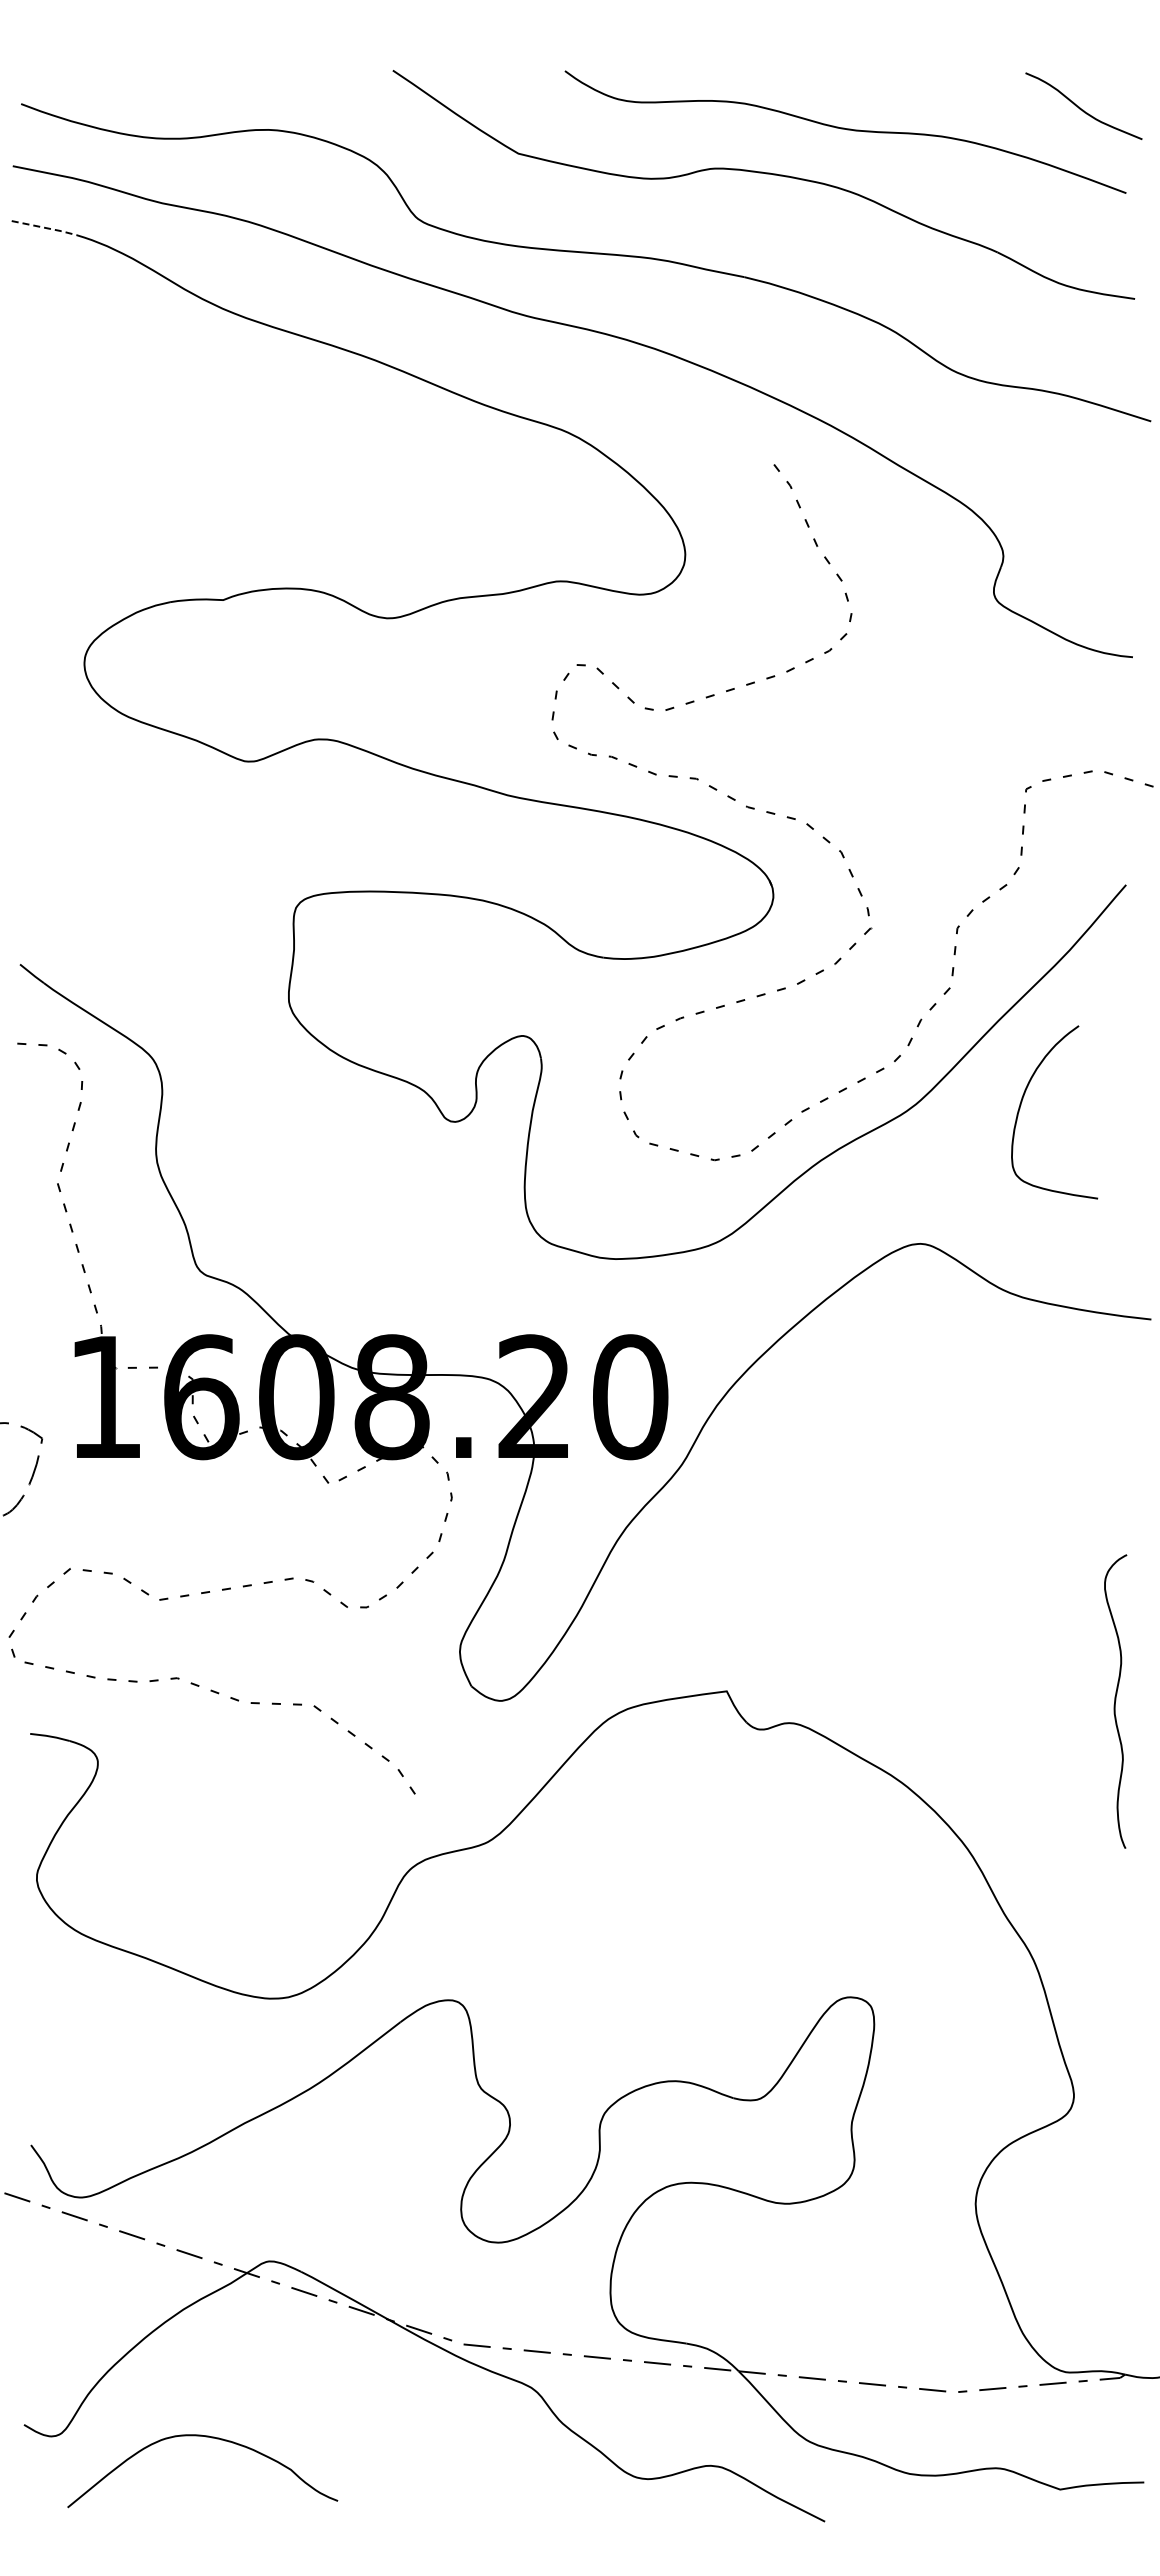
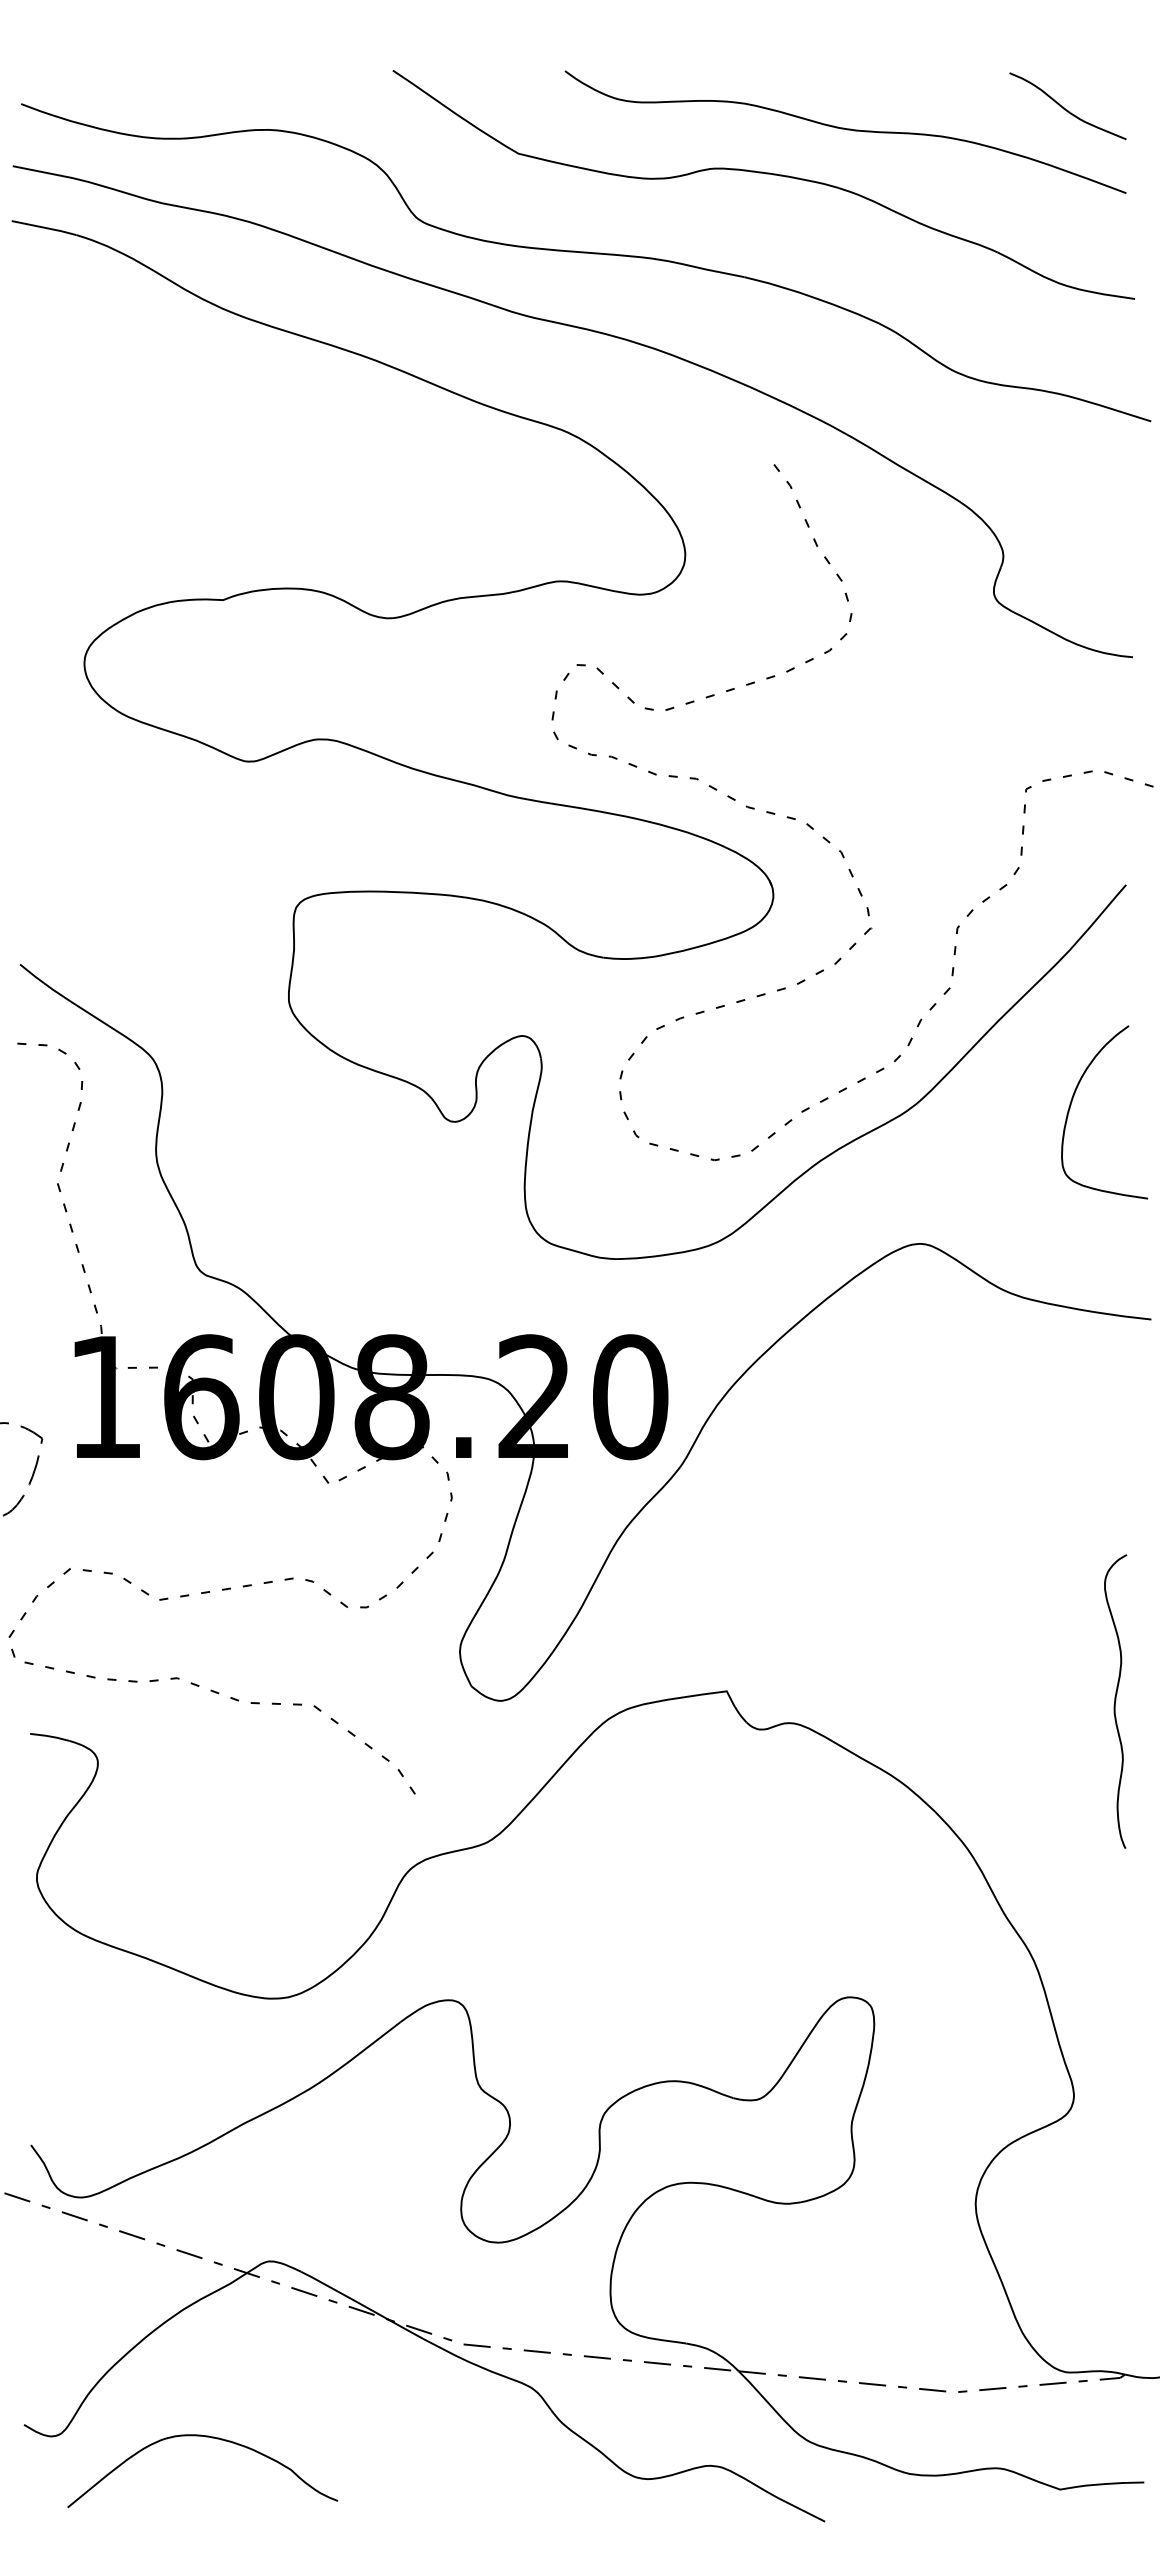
curve position: (1080, 107) -> (1064, 107) (1064, 107)
line: dashed -> solid (44, 227)
curve position: (1022, 1102) -> (1072, 1102) (1072, 1102)
